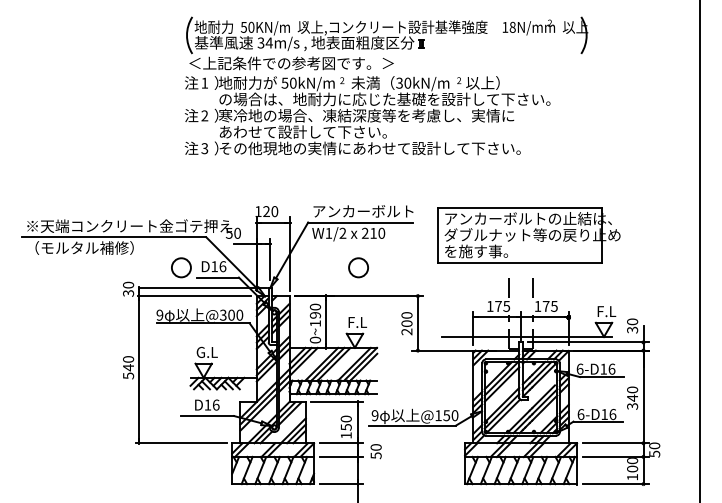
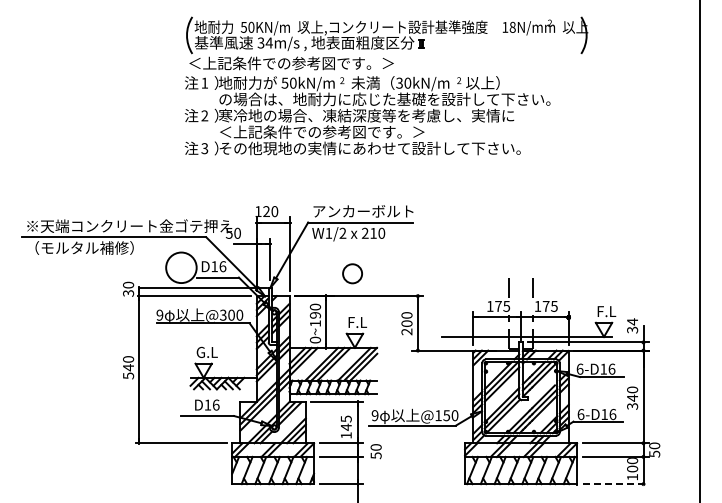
text: あわせて設計して下さい。 -> ＜上記条件での参考図です。＞ (321, 131)
part: present -> none (528, 235)
circle diameter: 19 px -> 31 px (181, 267)
circle position: (358, 267) -> (352, 273) (352, 273)
text: 30 -> 34 (632, 321)
text: 150 -> 145 (345, 422)
line: solid -> dashed (616, 484)
